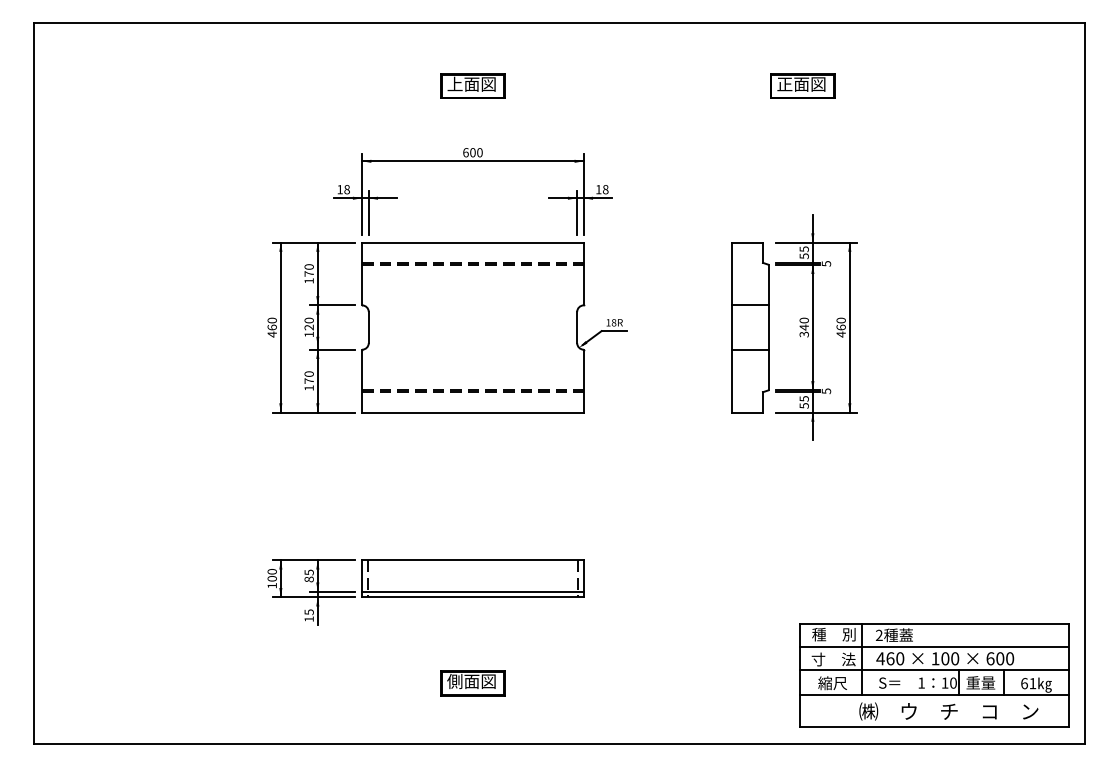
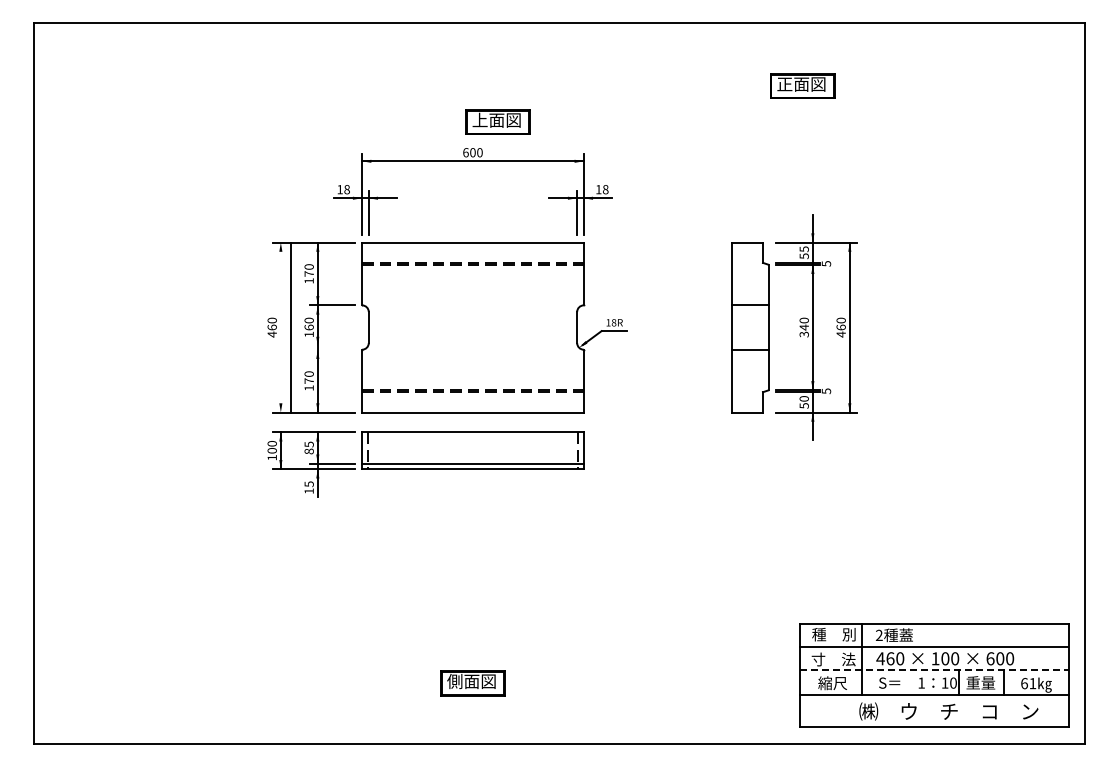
part position: (472, 85) -> (497, 121) (497, 121)
line position: (280, 327) -> (290, 327) (290, 327)
text: 120 -> 160 (308, 327)
line: present -> none (332, 349)
text: 55 -> 50 (803, 398)
part position: (425, 592) -> (425, 464) (425, 464)
line: solid -> dashed (934, 670)
